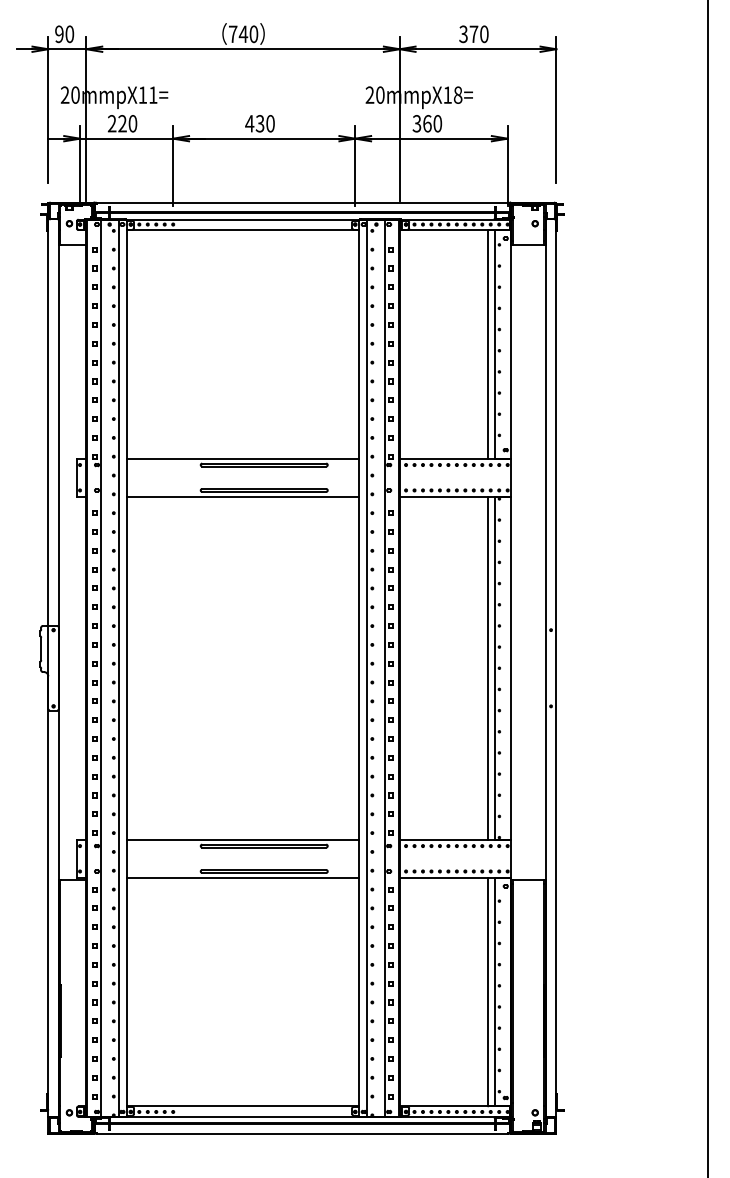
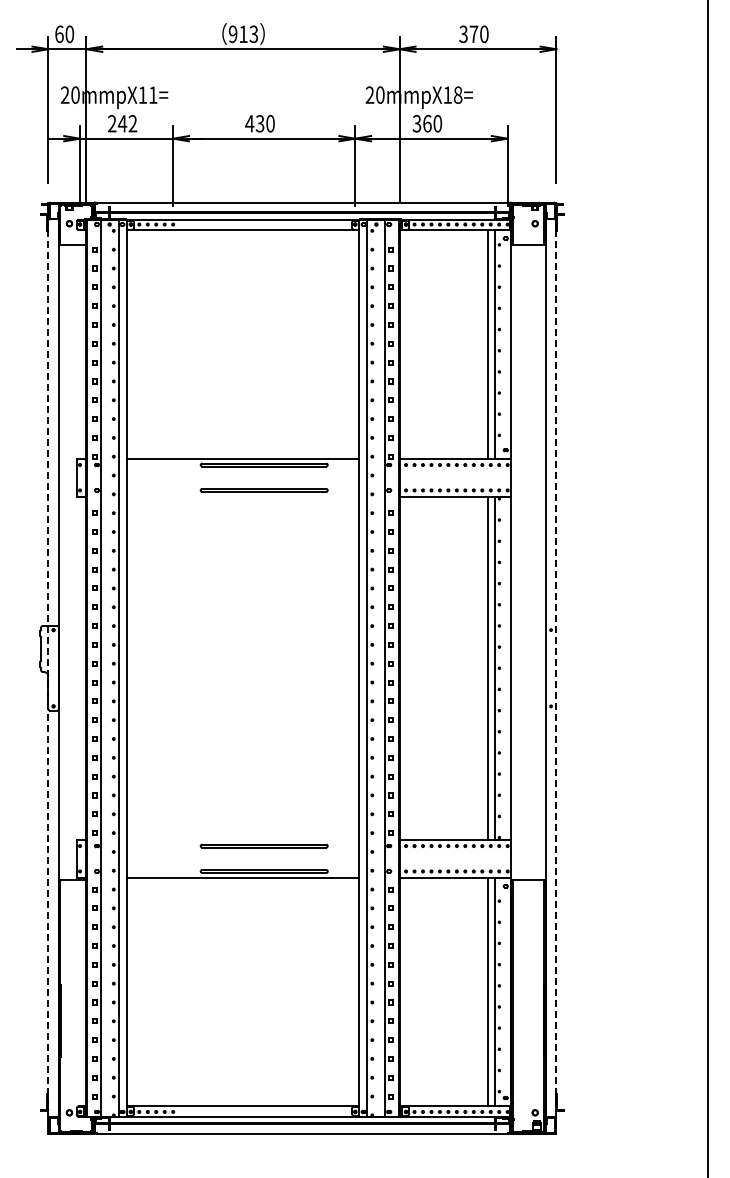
text: 90 -> 60 (59, 34)
text: 740 -> 913 (243, 34)
text: 220 -> 242 (127, 123)
line: present -> none (242, 496)
line: solid -> dashed (48, 668)
line: solid -> dashed (556, 668)
line: present -> none (242, 839)
